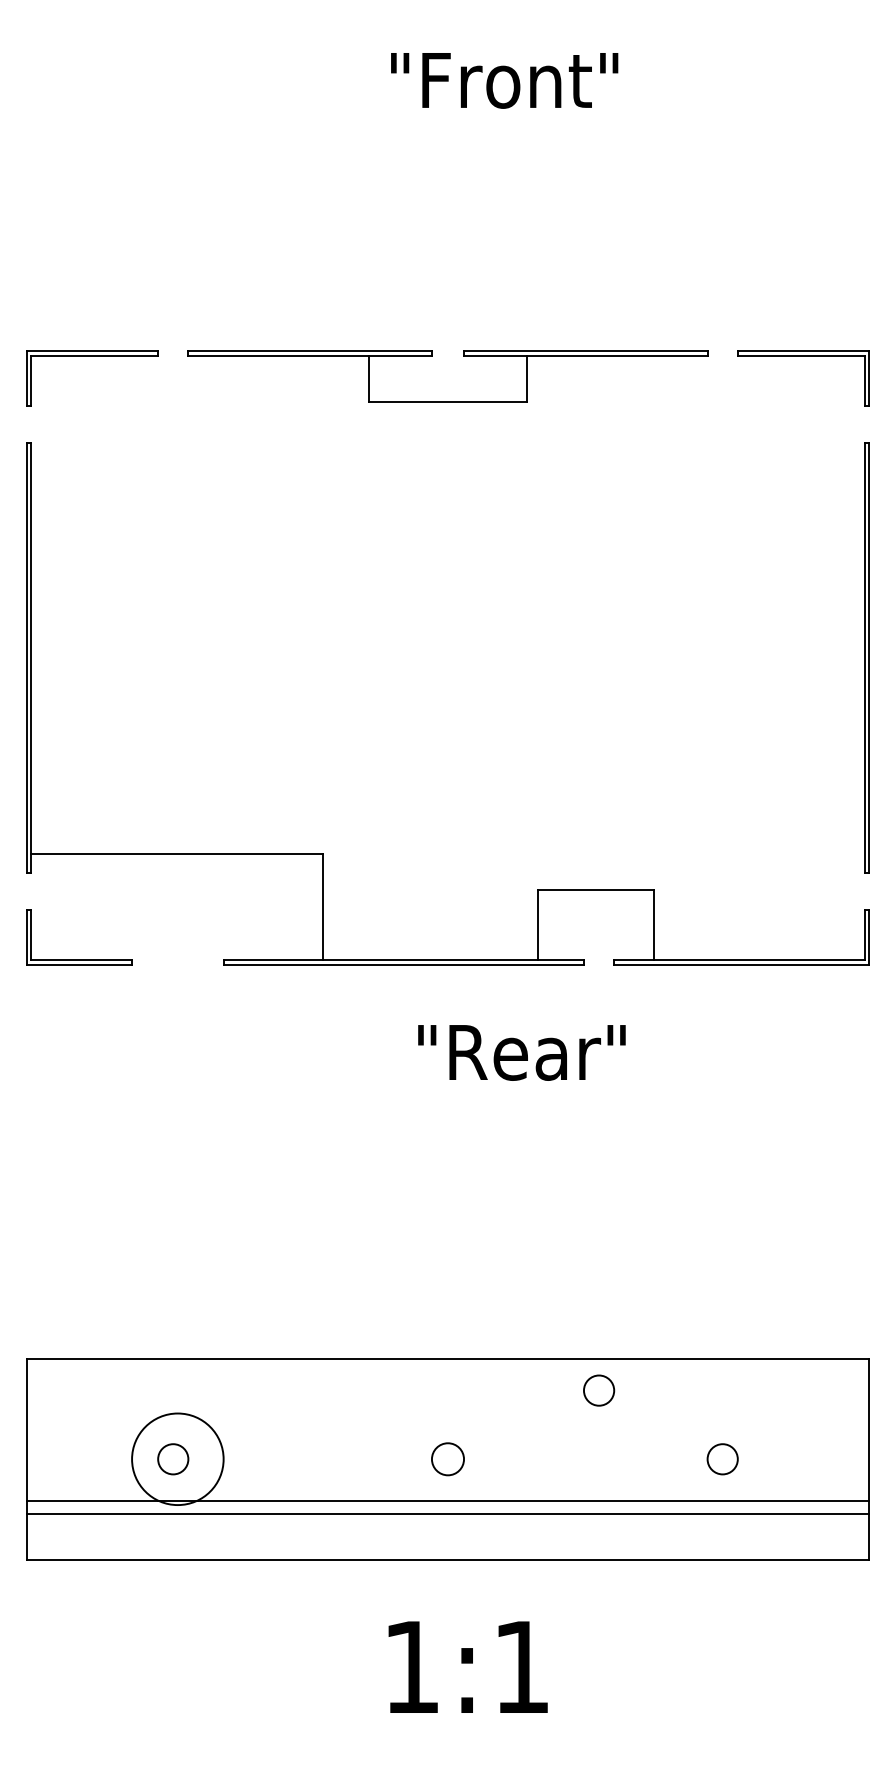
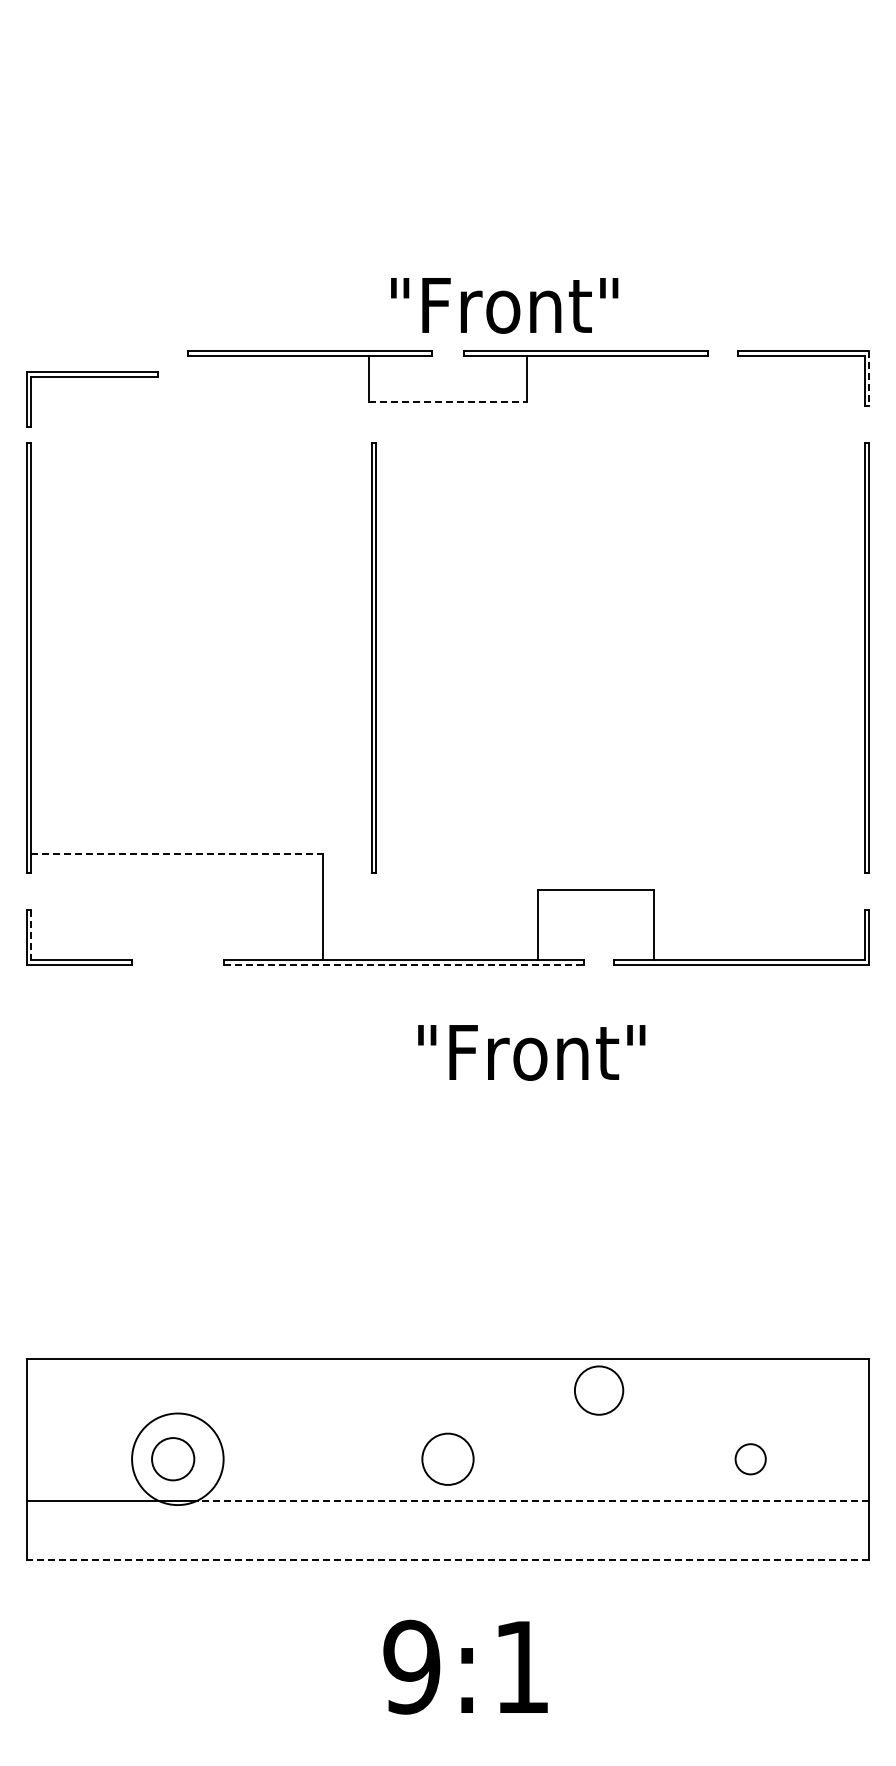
text position: (504, 80) -> (504, 305) (504, 305)
part position: (92, 356) -> (92, 377) (92, 377)
line: solid -> dashed (869, 379)
line: solid -> dashed (448, 402)
part: none -> present (373, 657)
line: solid -> dashed (177, 854)
line: solid -> dashed (31, 935)
line: solid -> dashed (404, 964)
text: "Rear" -> "Front" (550, 1052)
circle diameter: 30 px -> 48 px (598, 1390)
circle size: 33x33 px -> 45x45 px (173, 1459)
circle diameter: 32 px -> 51 px (447, 1458)
circle position: (722, 1459) -> (750, 1459) (750, 1459)
line: solid -> dashed (533, 1500)
line: present -> none (447, 1514)
line: solid -> dashed (447, 1560)
text: 1:1 -> 9:1 (411, 1666)
